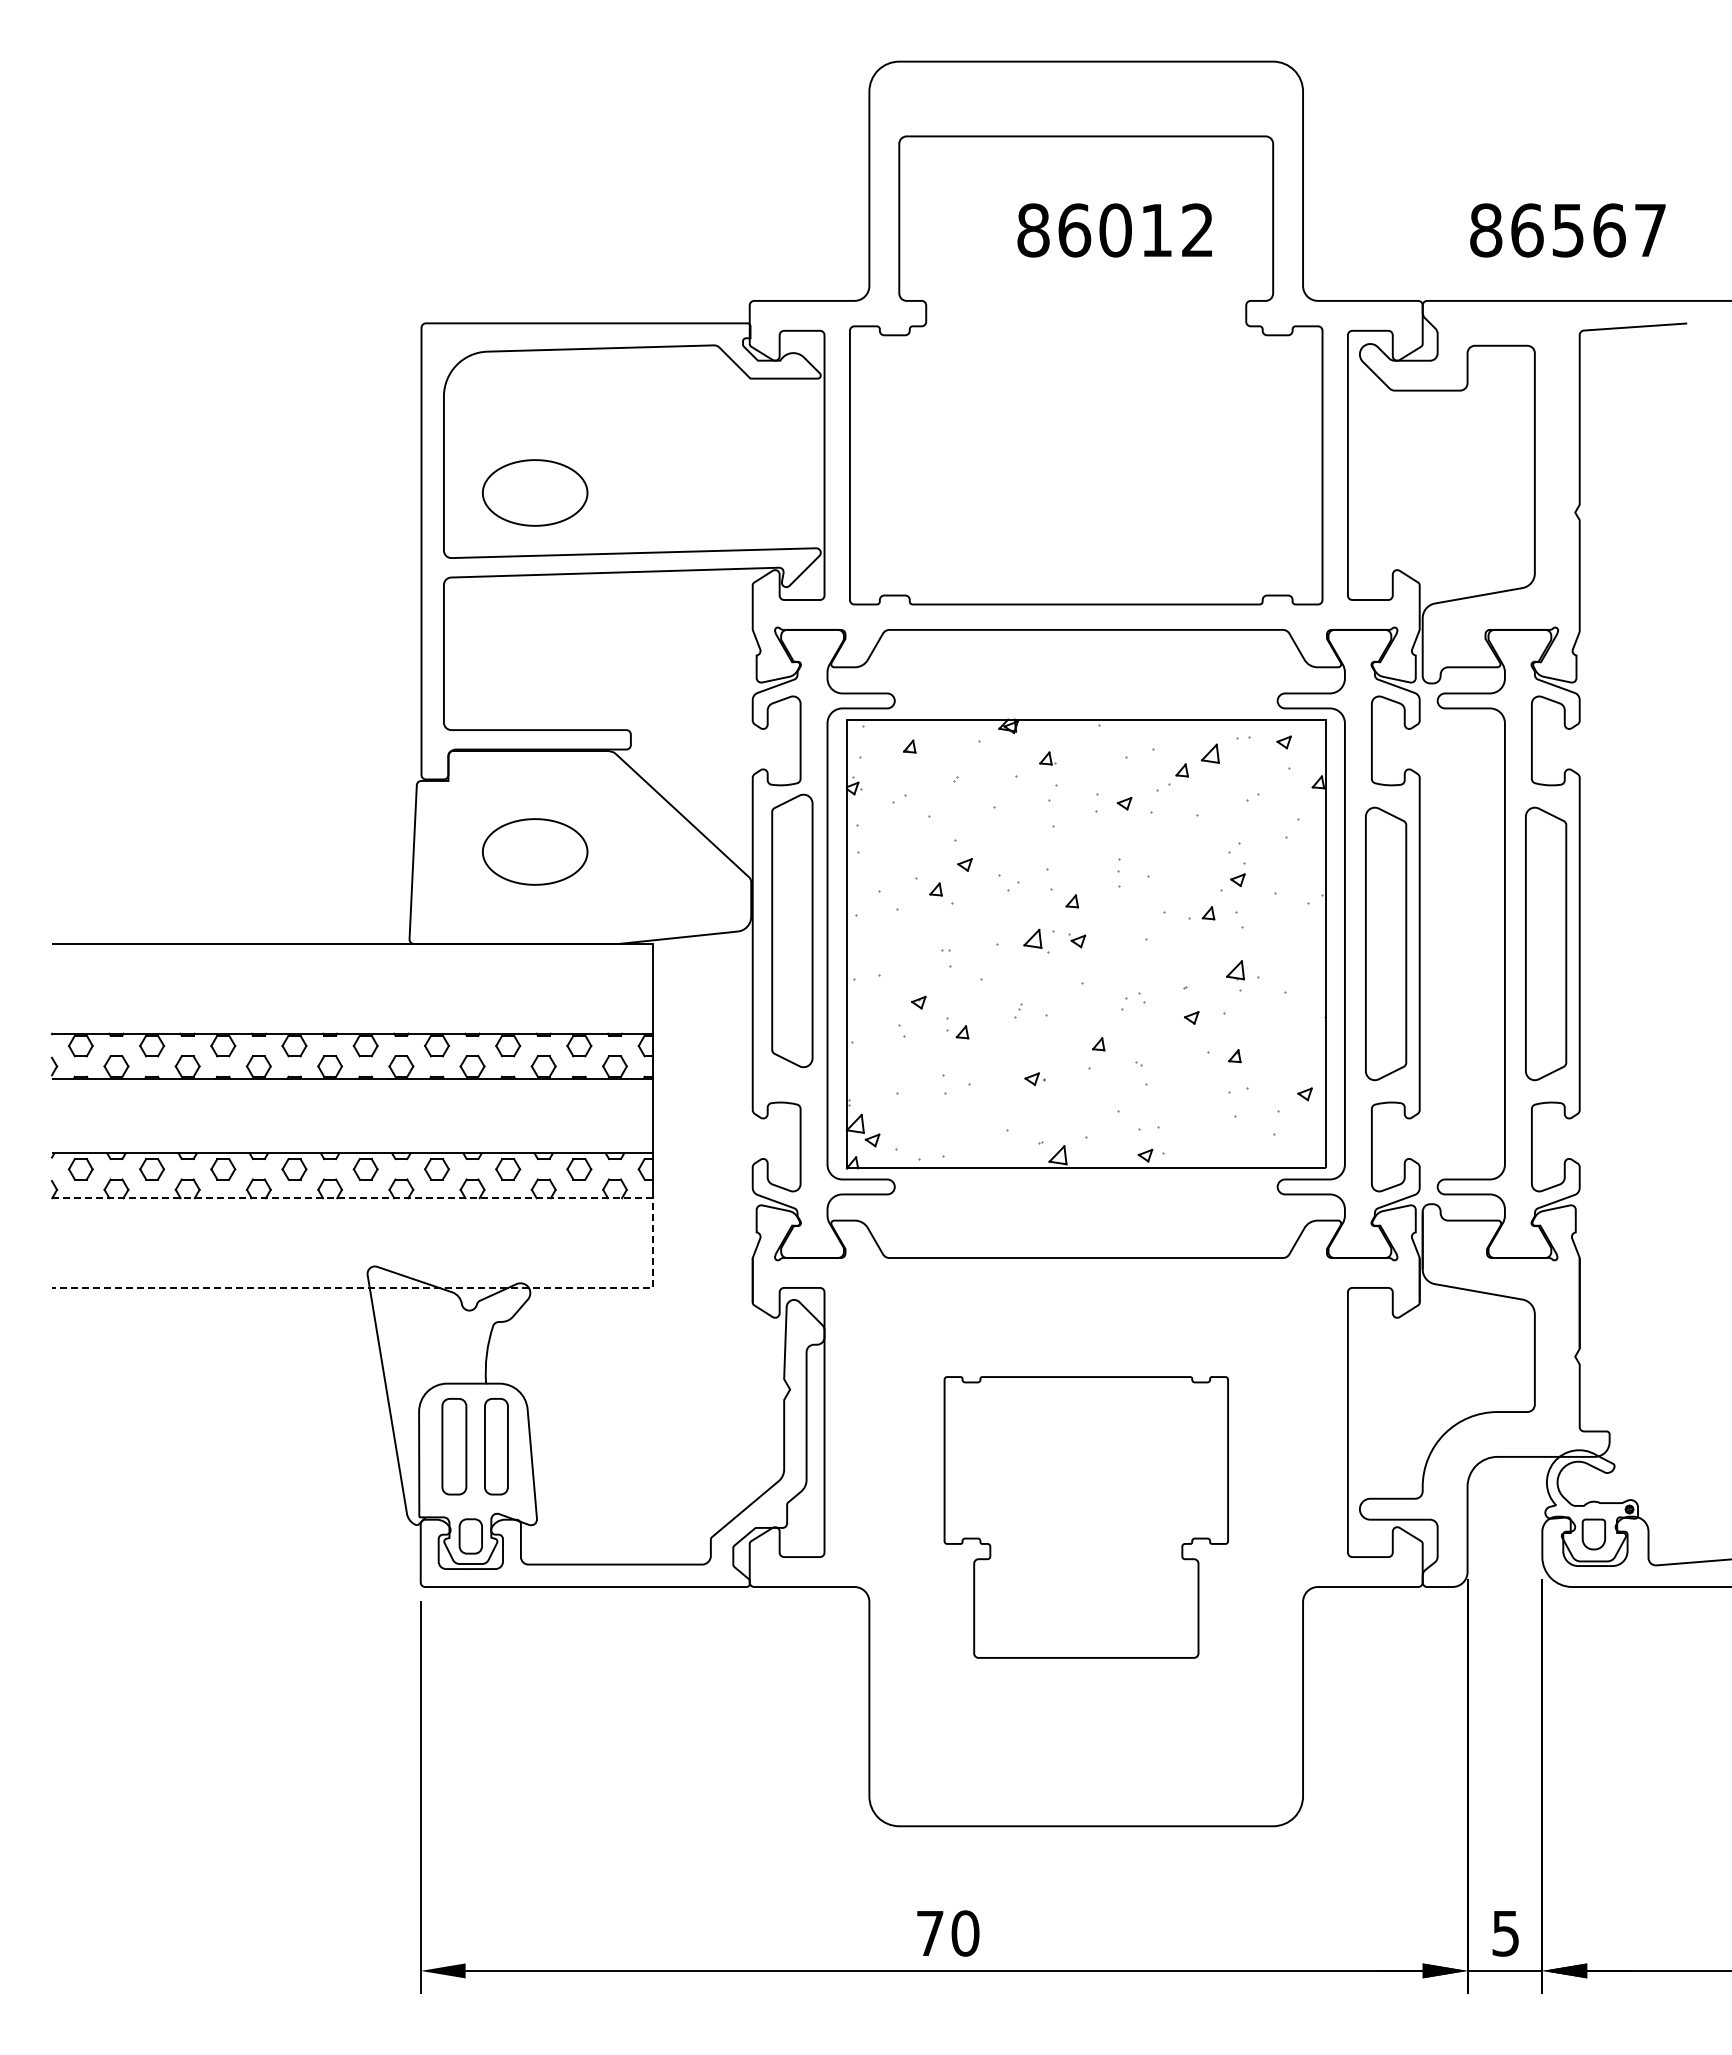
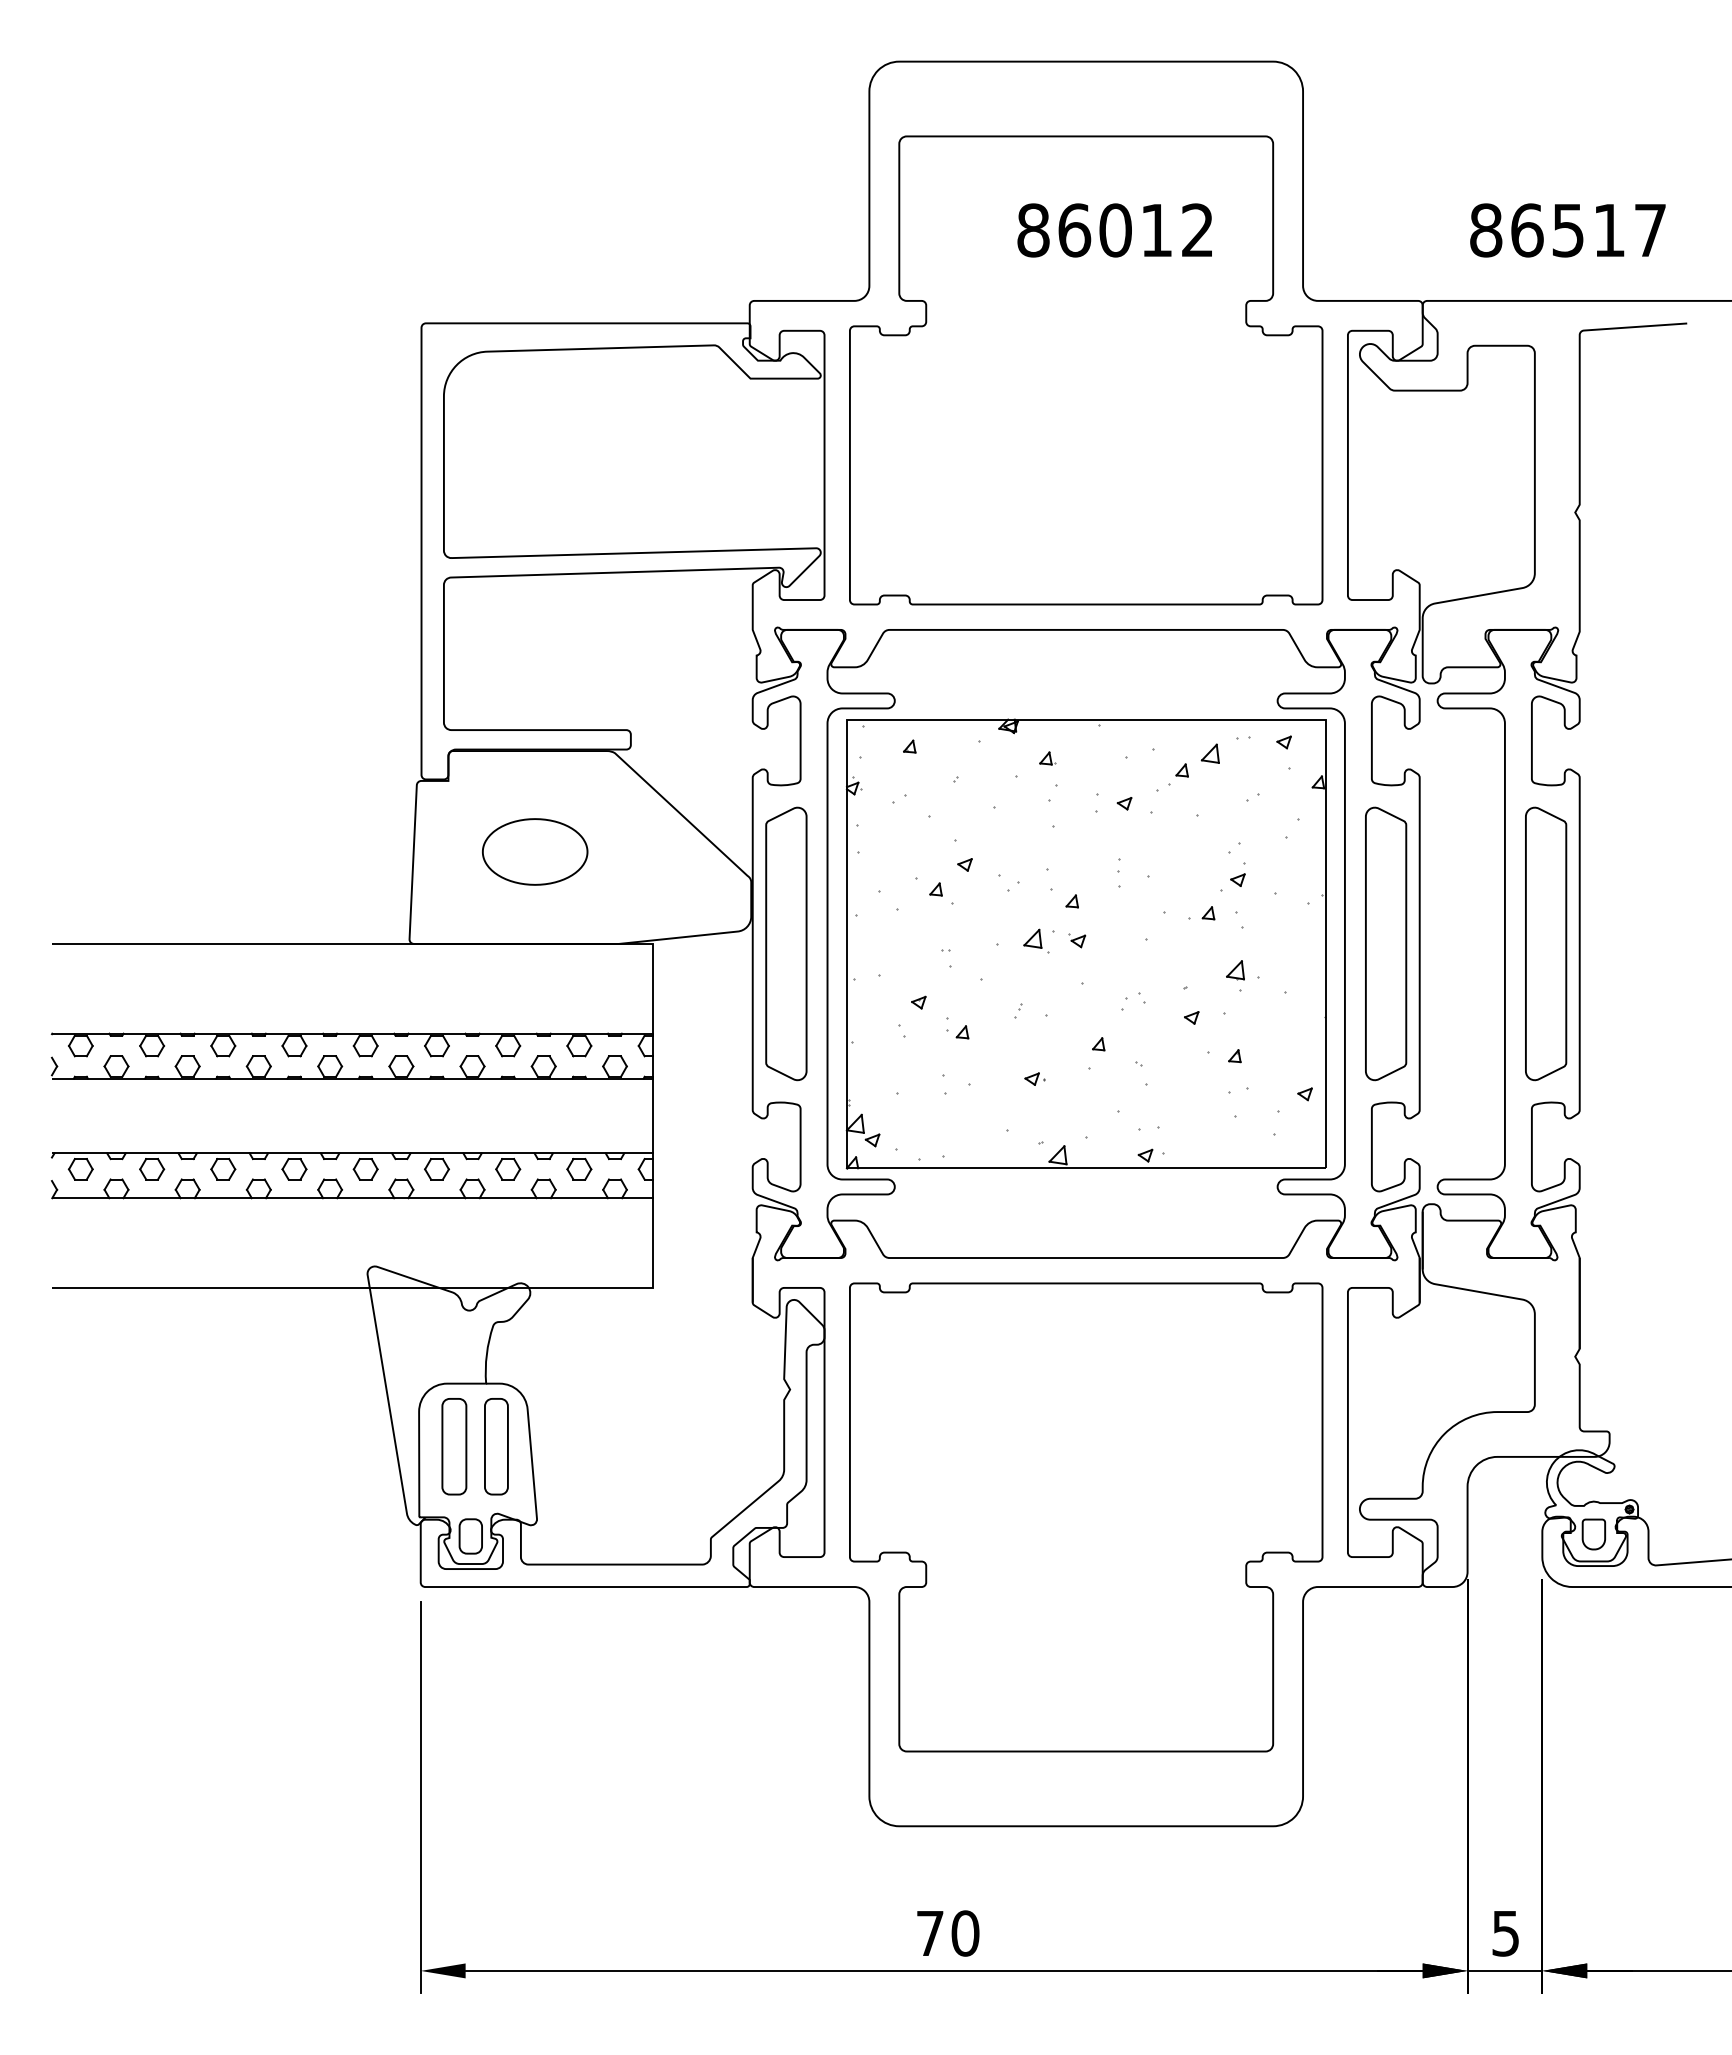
text: 86567 -> 86517 (1609, 230)
part: present -> none (535, 492)
part position: (792, 930) -> (786, 943) (786, 943)
line: dashed -> solid (652, 1243)
part size: 286x283 px -> 475x471 px (1086, 1517)
